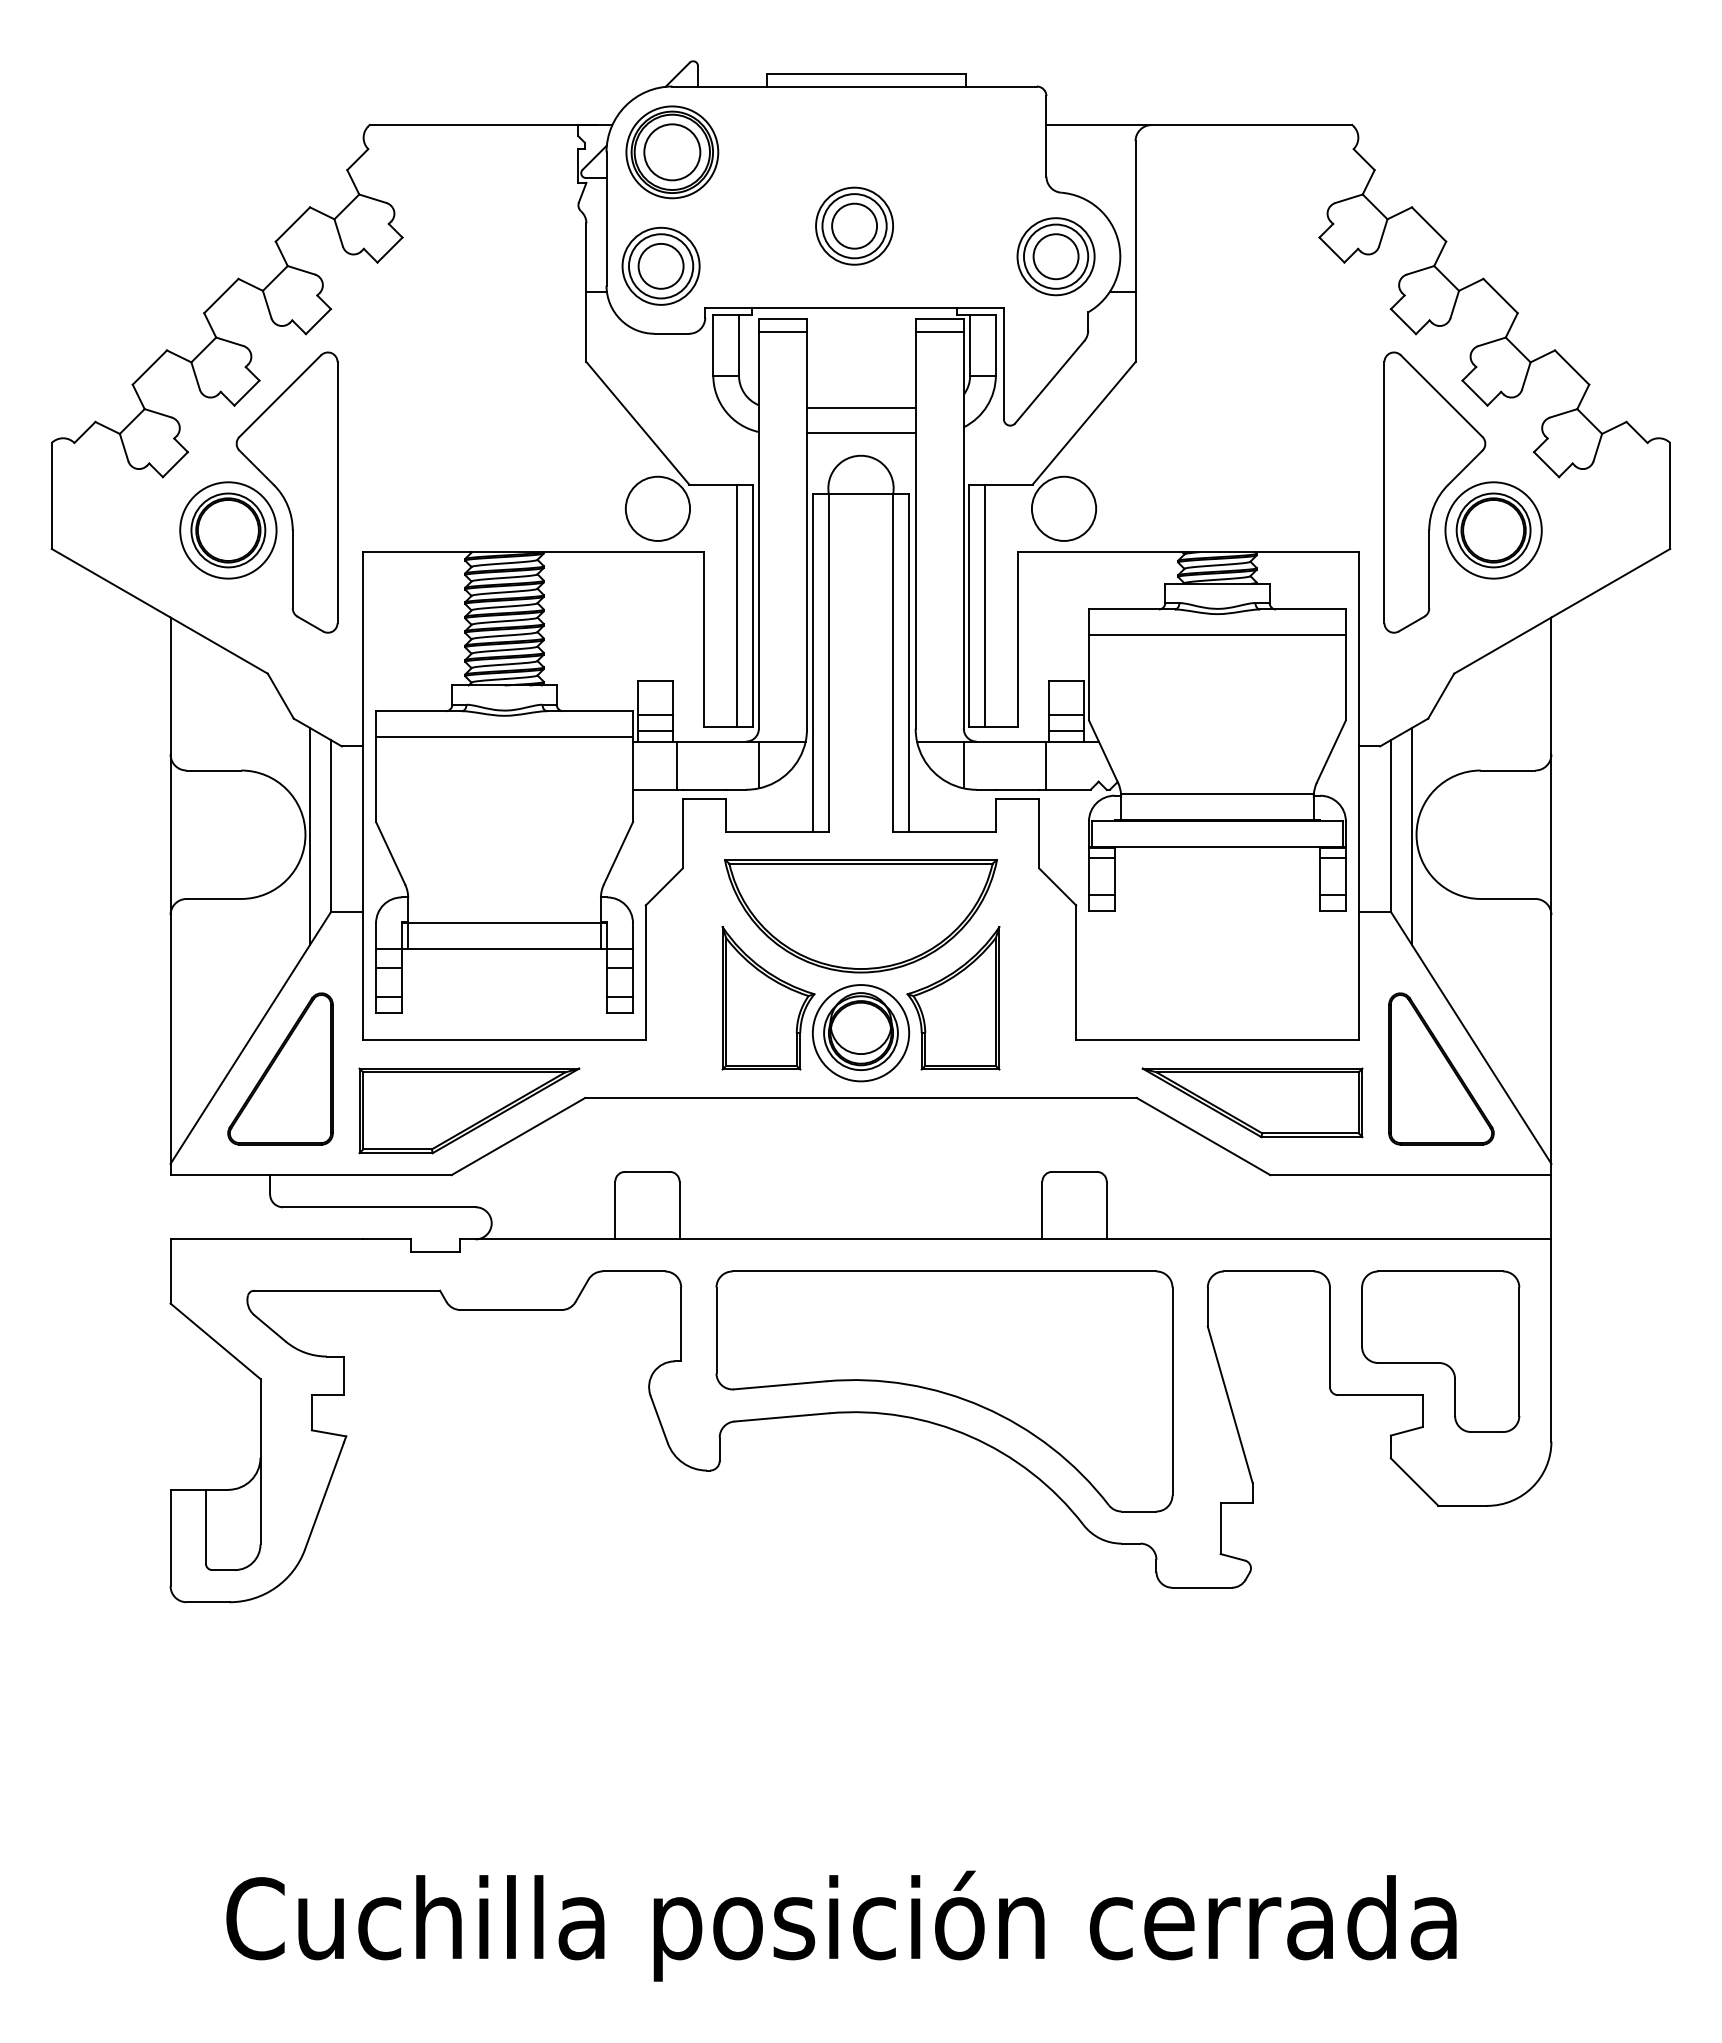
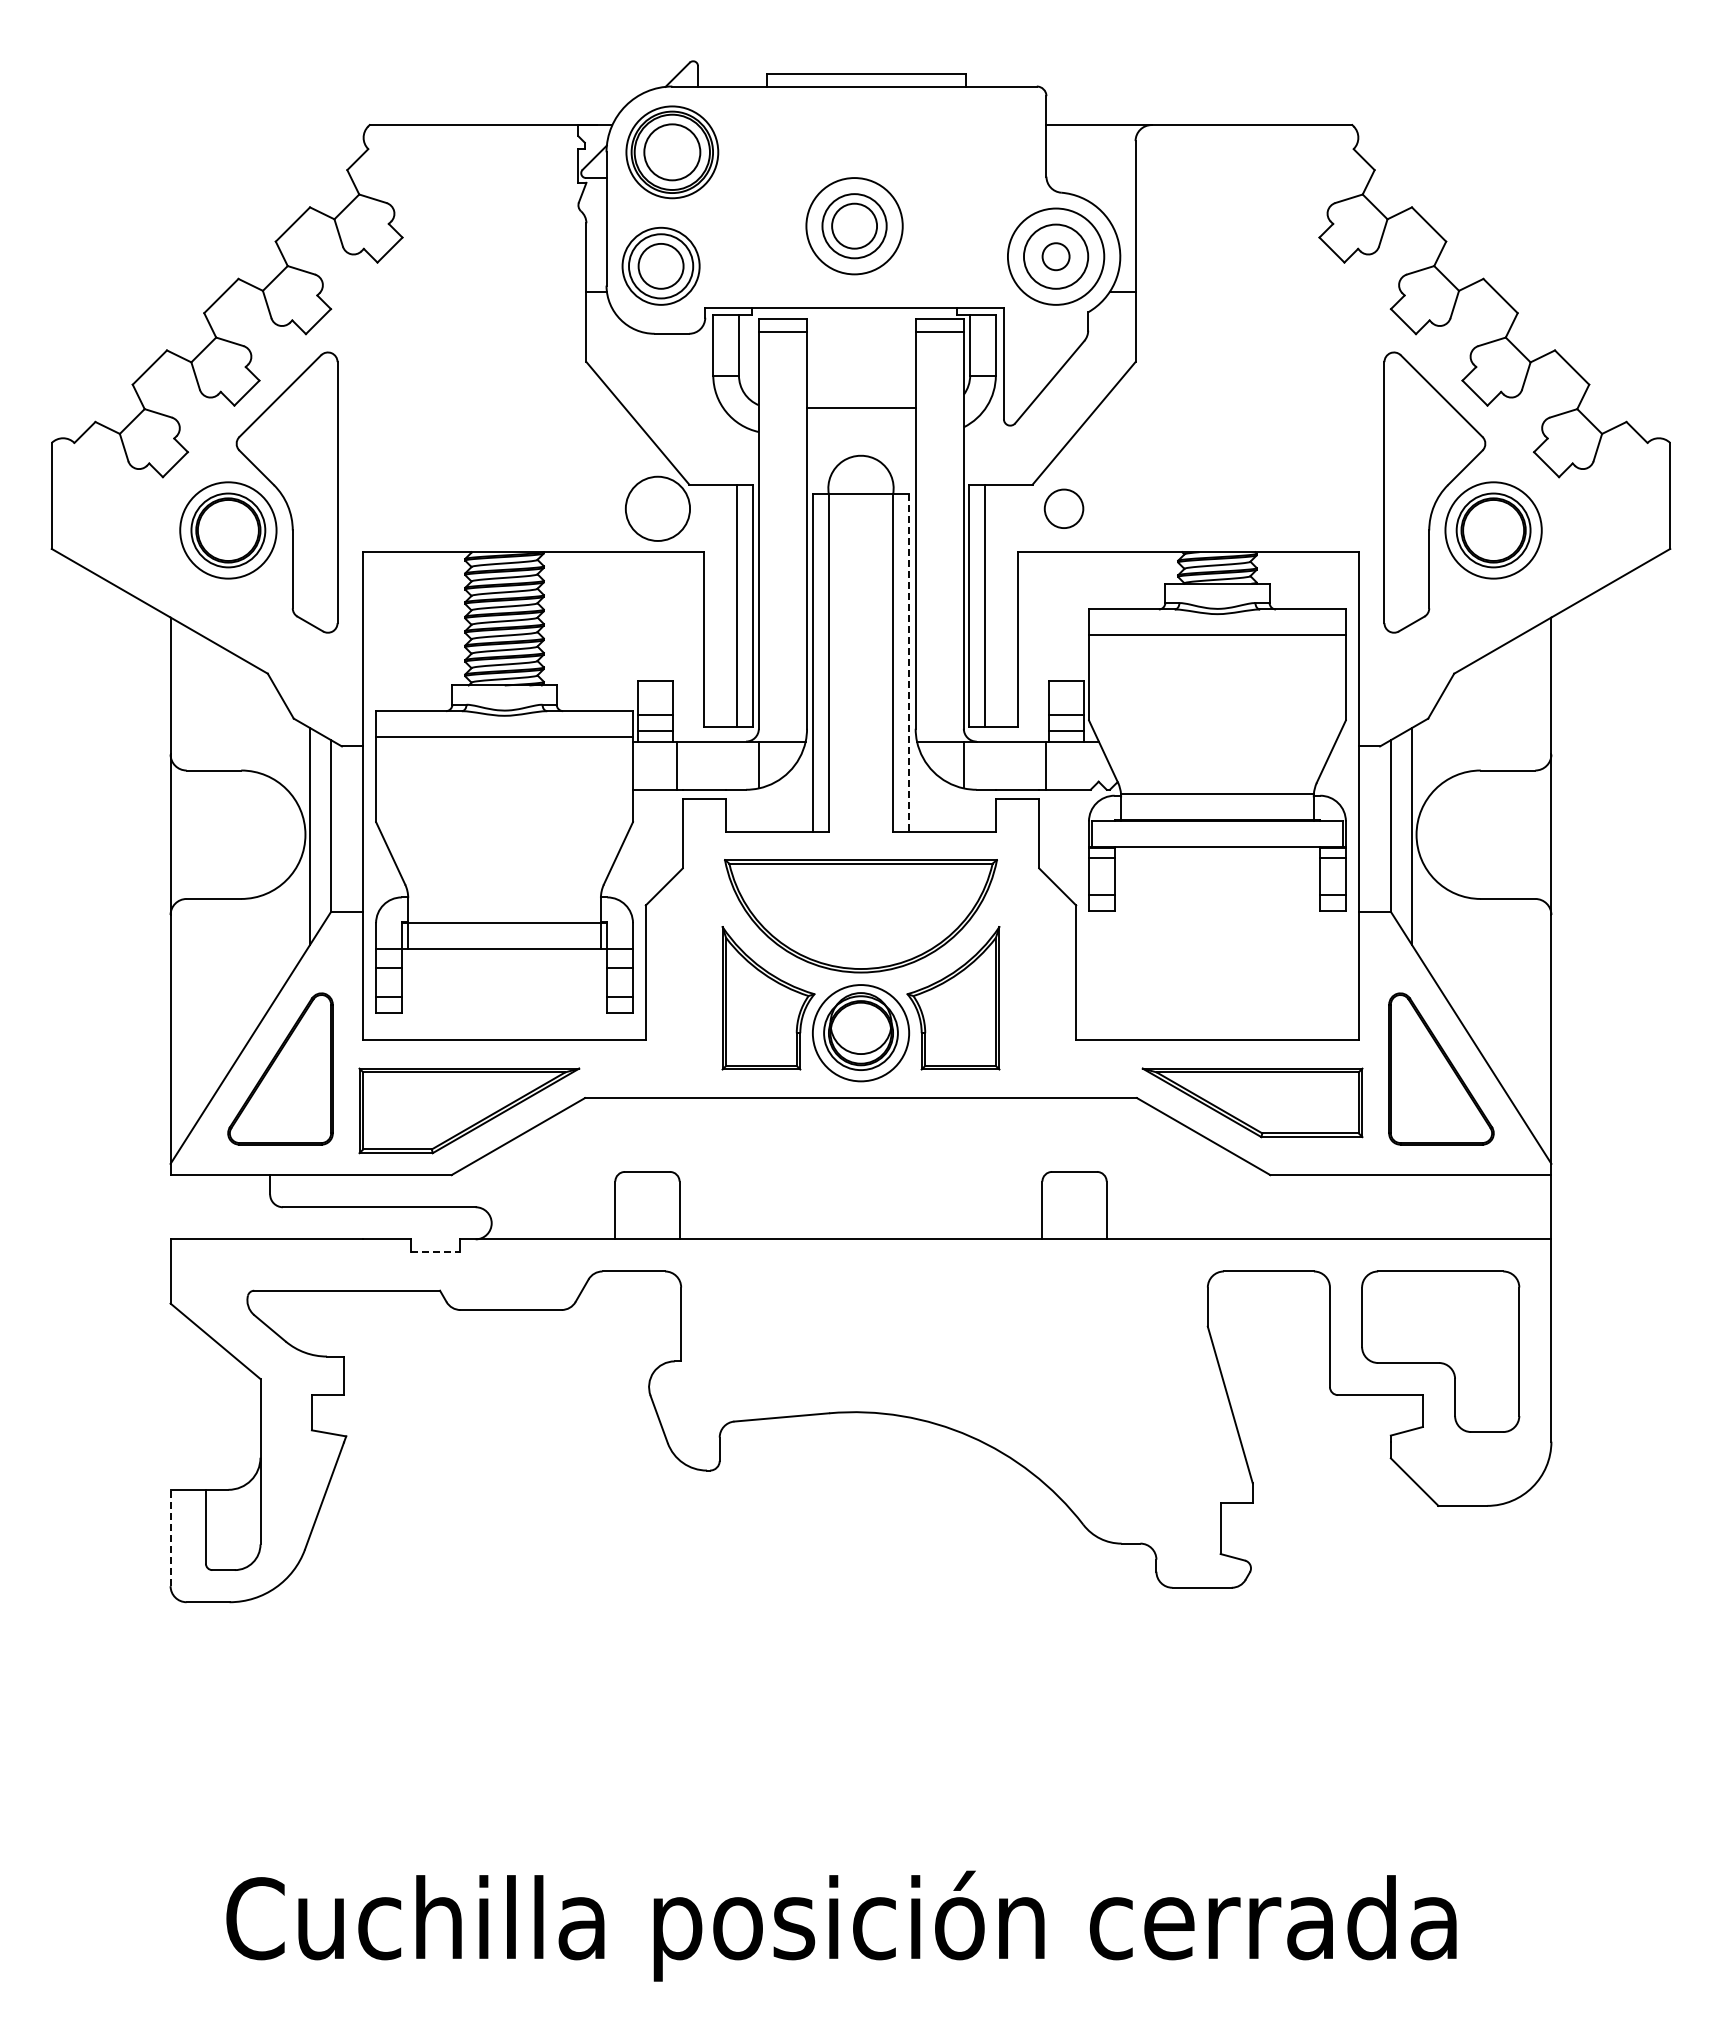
circle diameter: 77 px -> 96 px (854, 226)
circle diameter: 45 px -> 27 px (1055, 256)
circle diameter: 77 px -> 96 px (1055, 256)
line: present -> none (861, 433)
circle diameter: 64 px -> 39 px (1063, 508)
line: solid -> dashed (909, 662)
line: solid -> dashed (436, 1252)
part: present -> none (944, 1391)
line: solid -> dashed (170, 1537)
